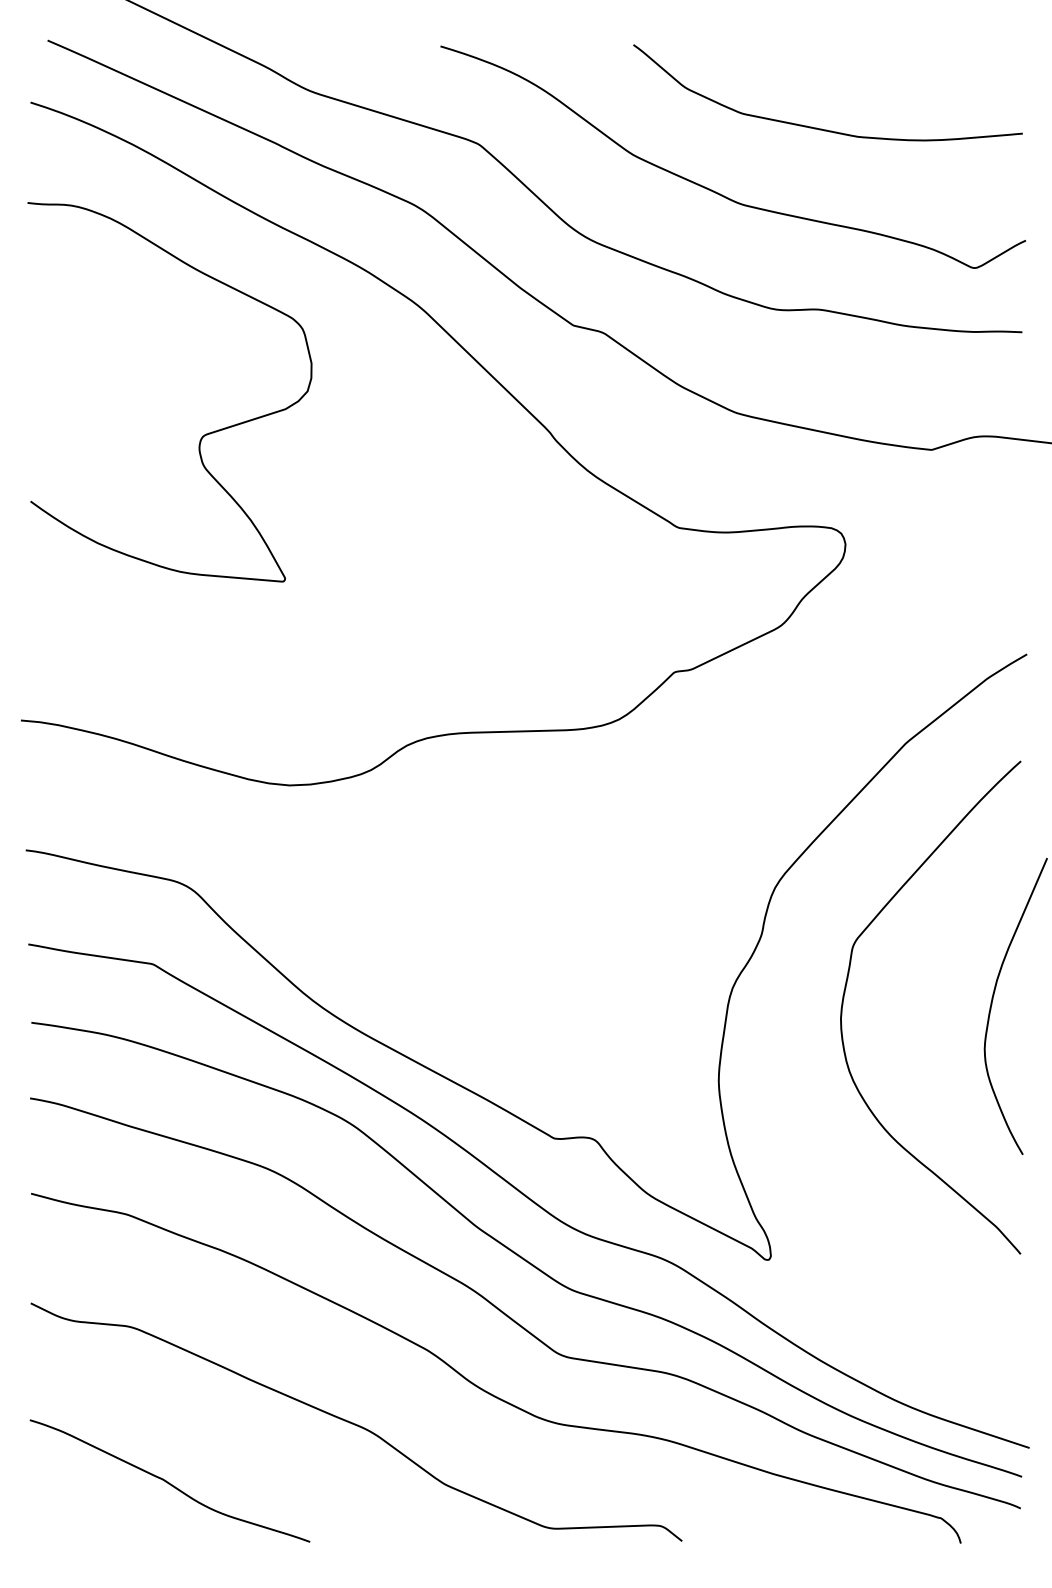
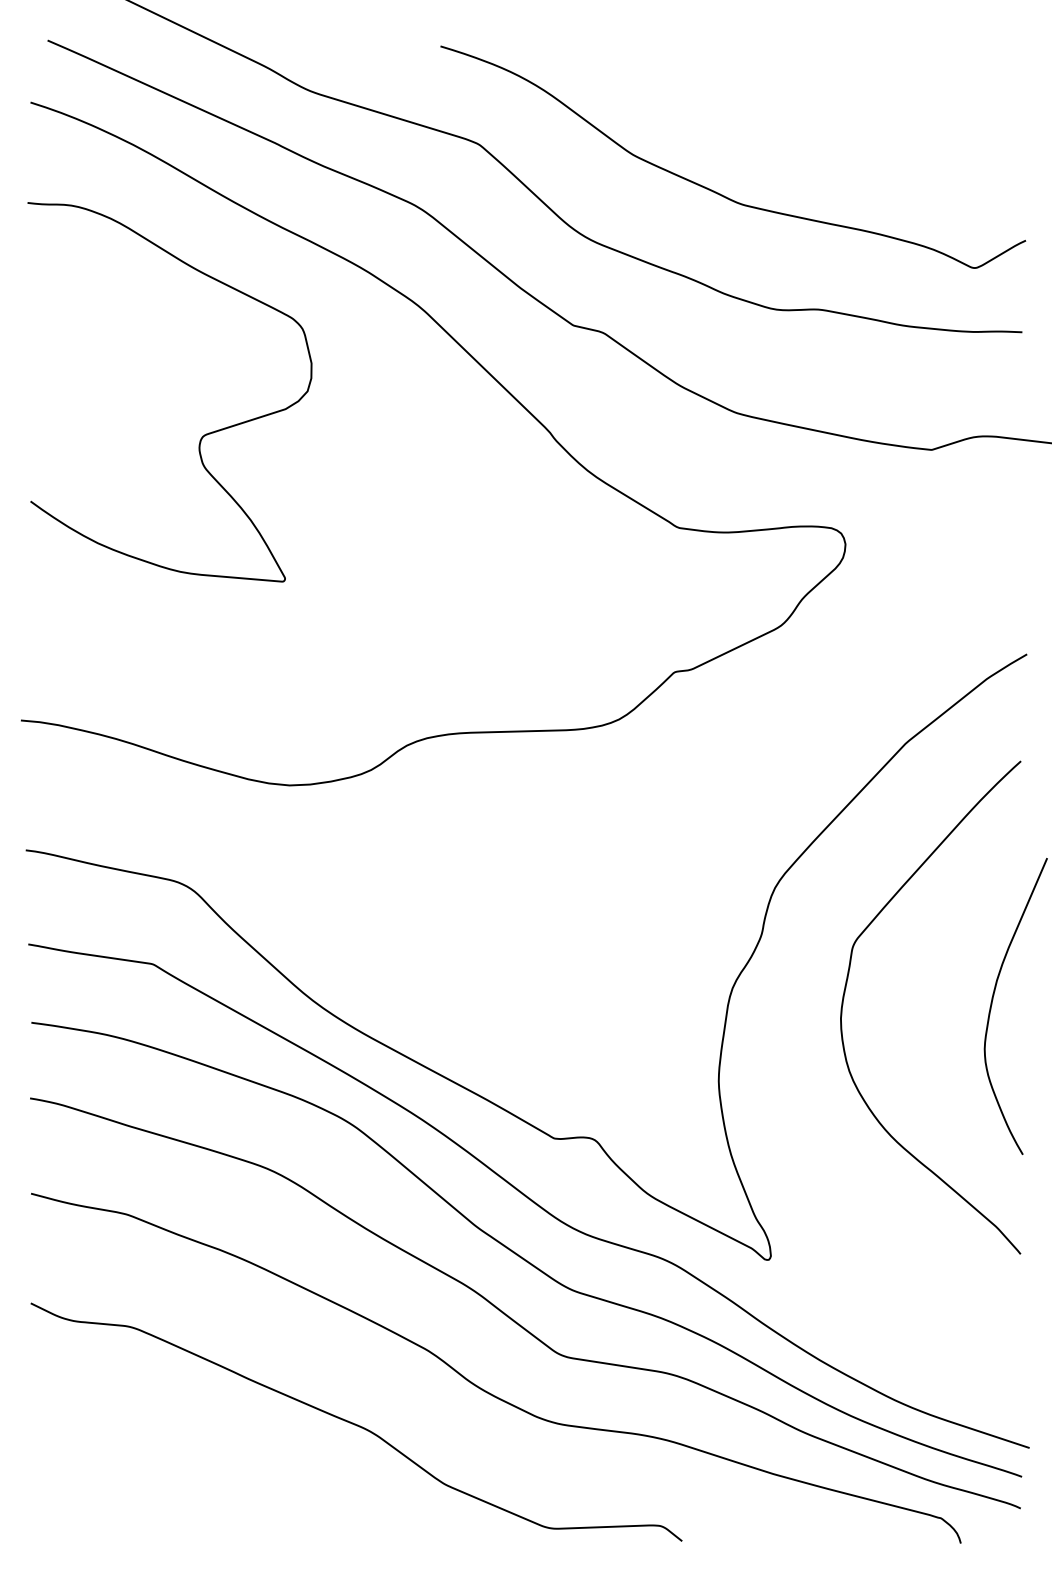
curve: present -> none (821, 128)
curve: present -> none (169, 1482)
